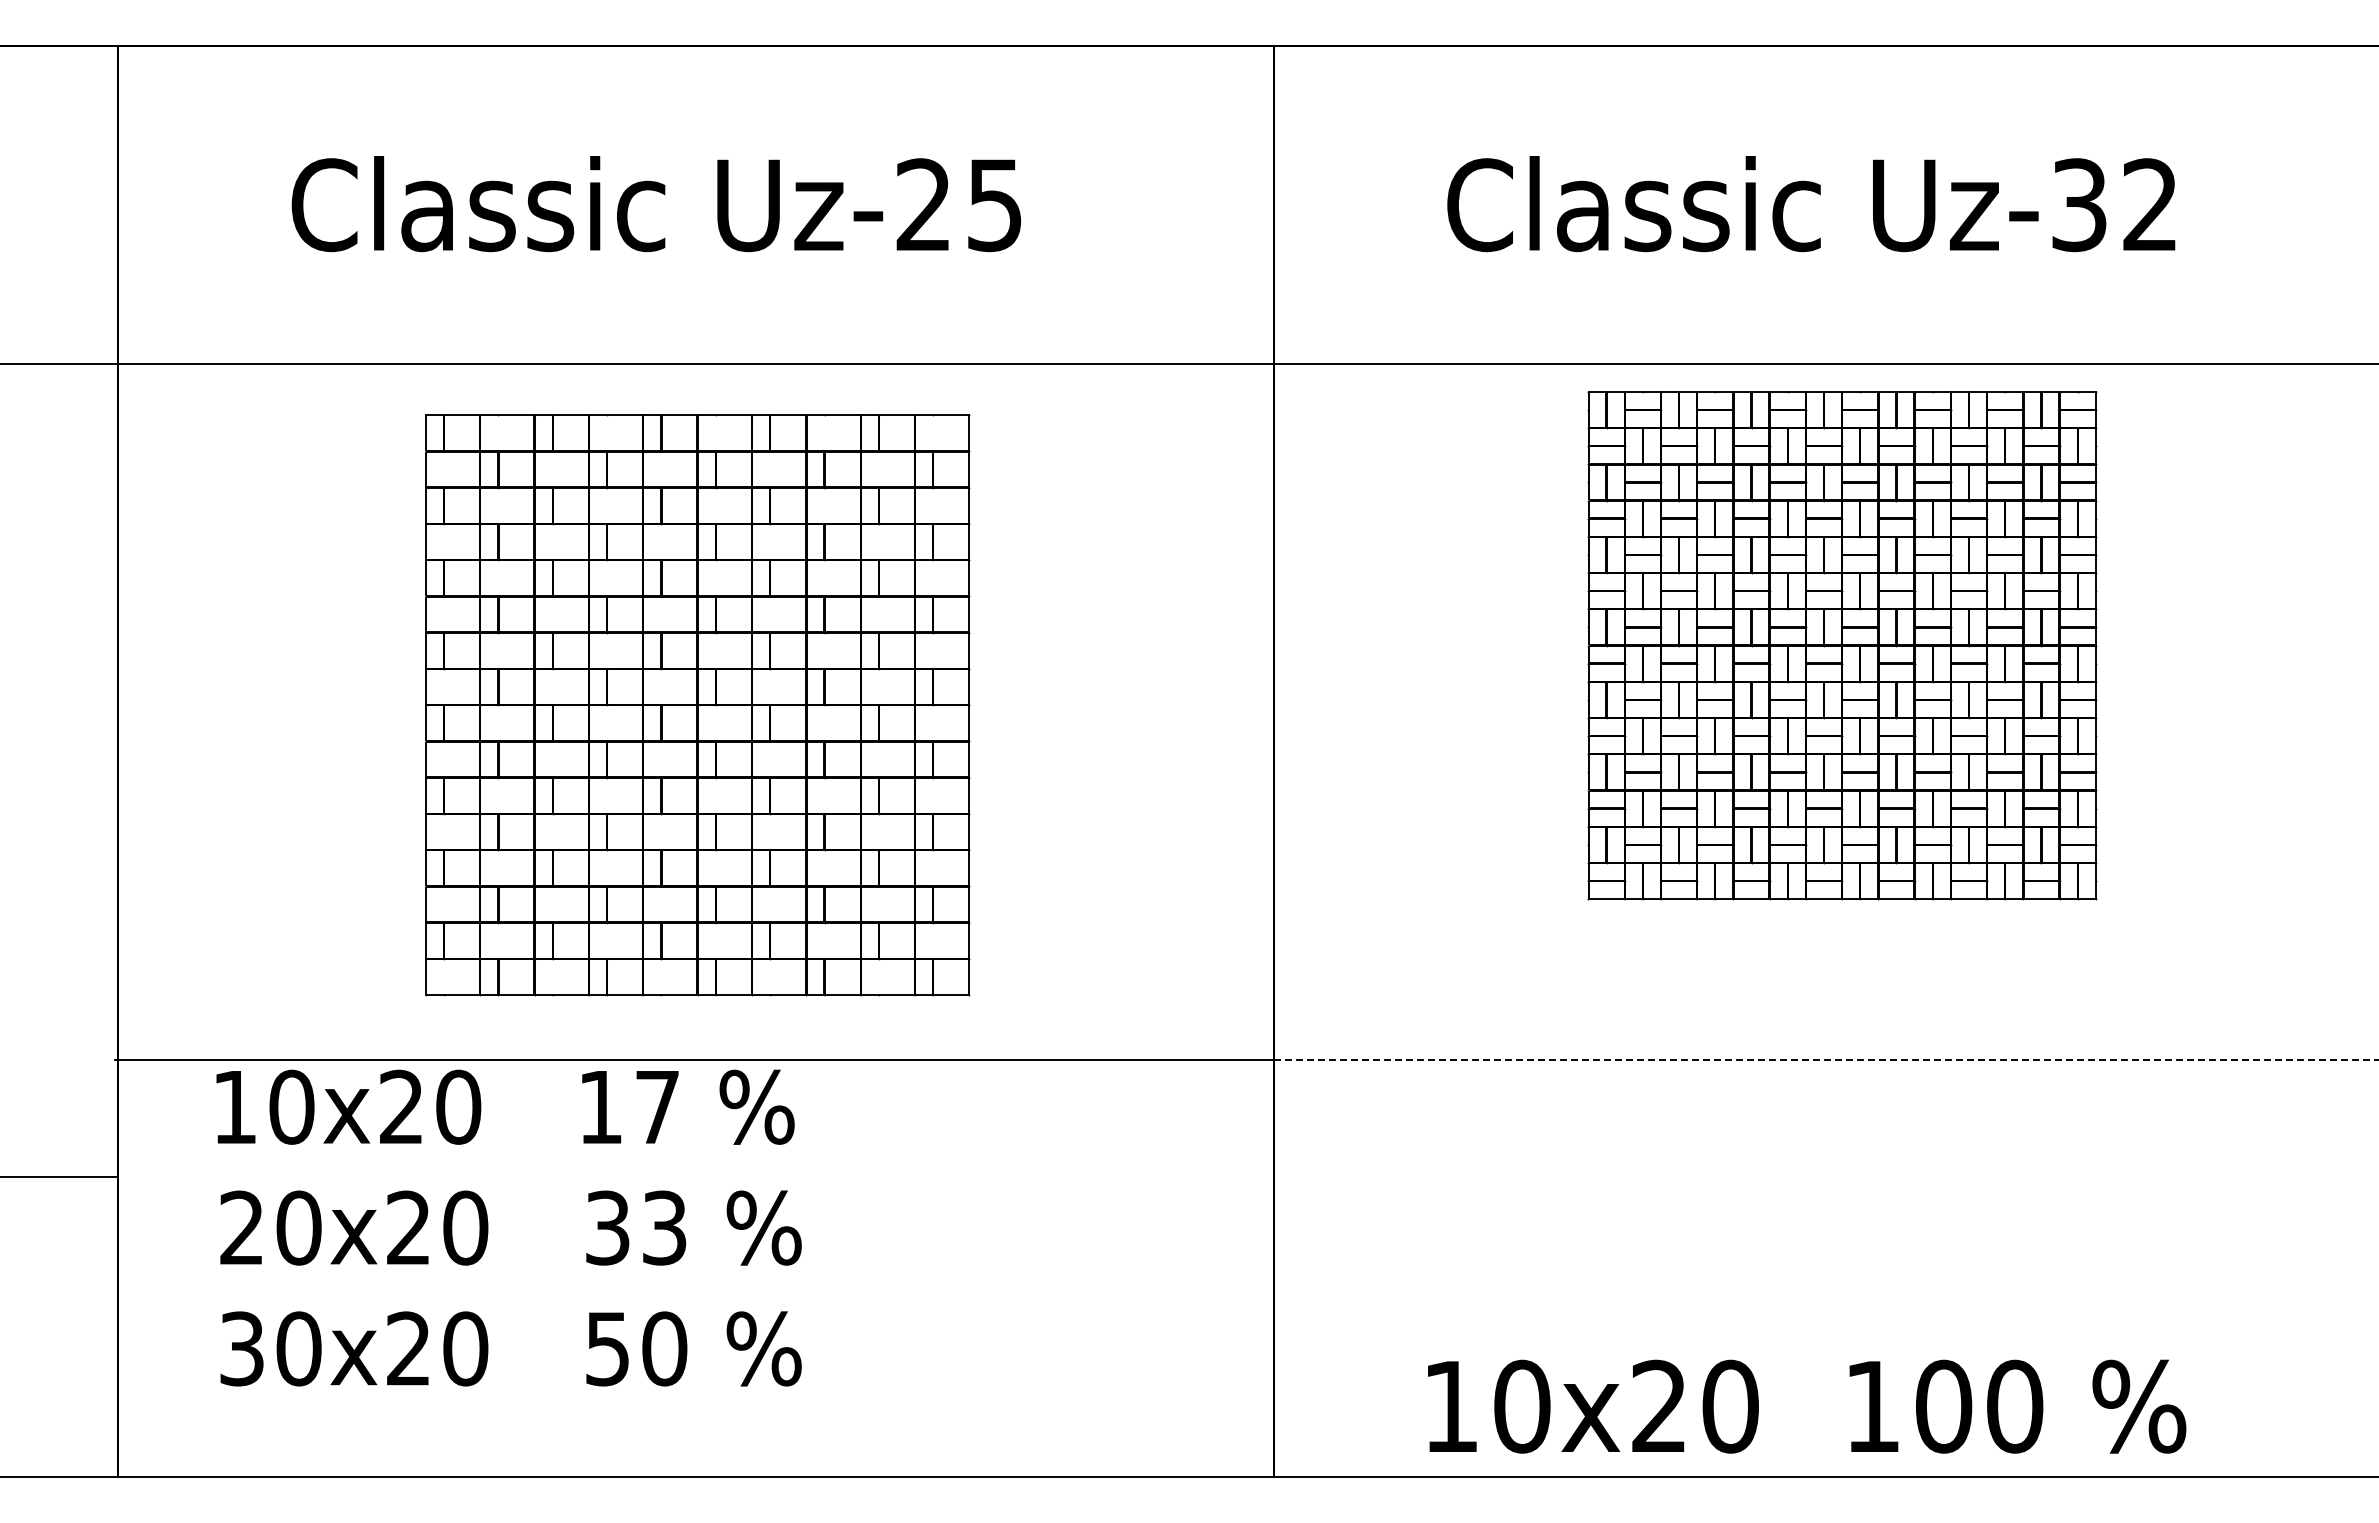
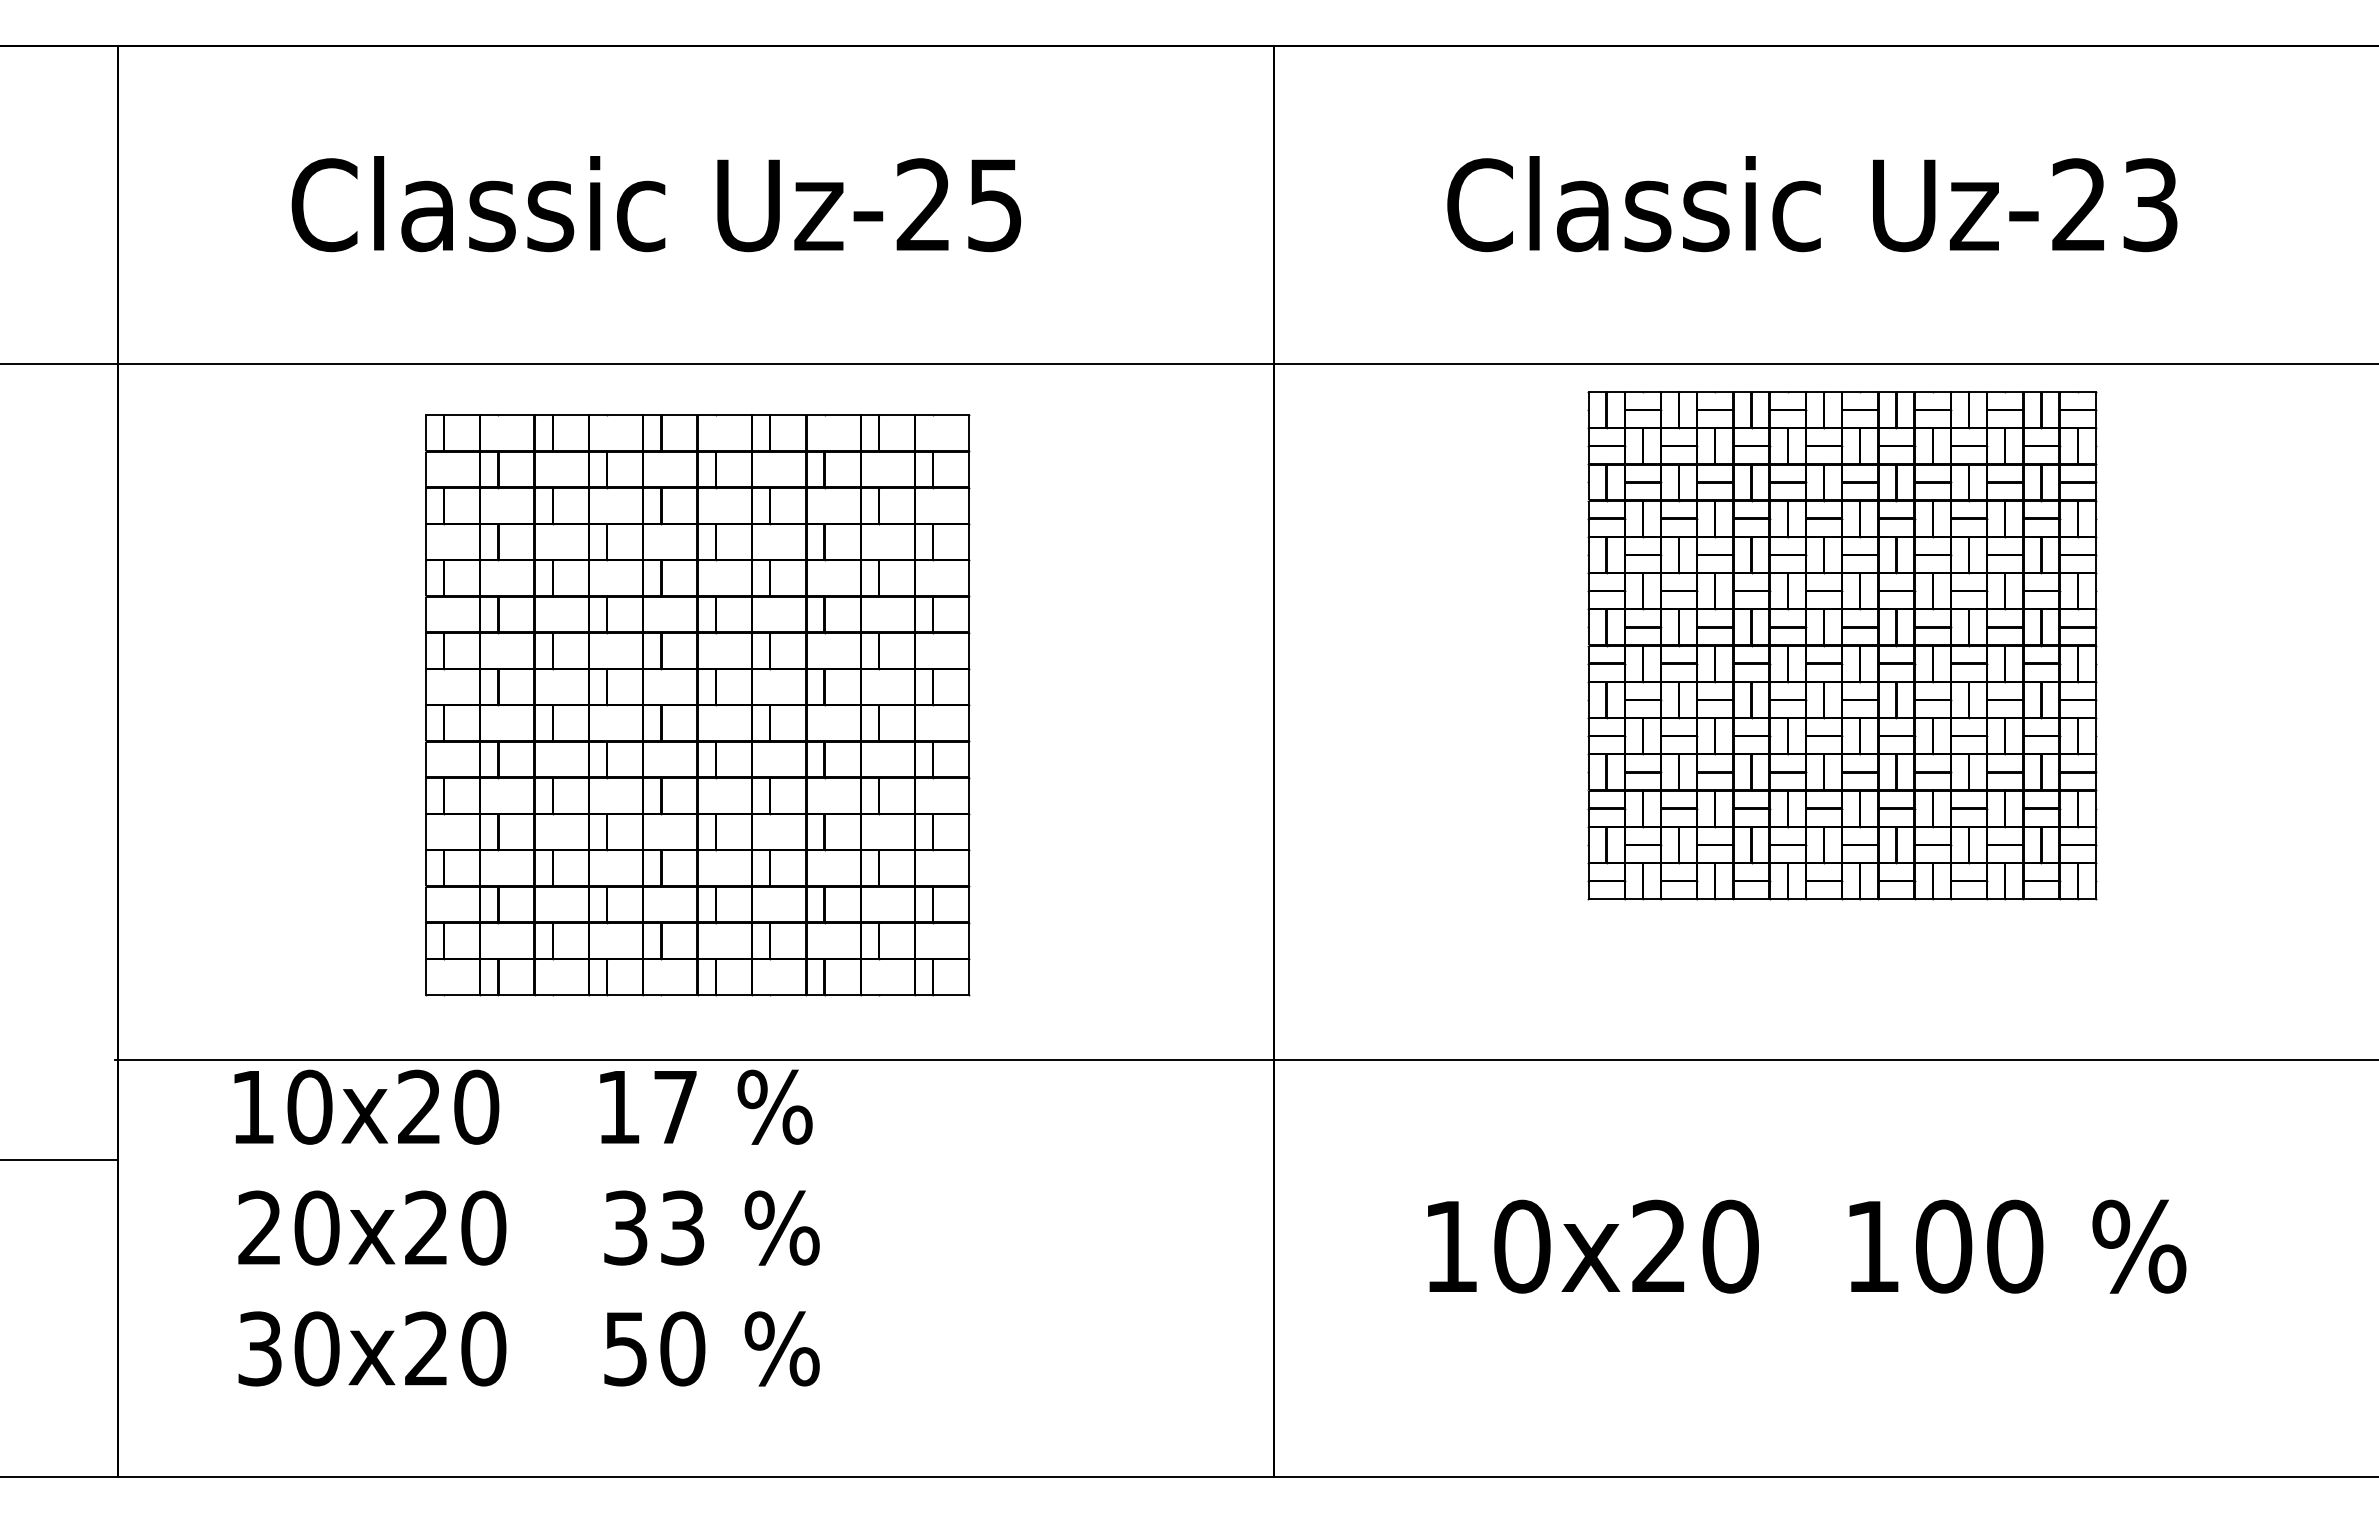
text: Uz-32 -> Uz-23 (2114, 205)
line: dashed -> solid (1826, 1060)
line position: (60, 1177) -> (60, 1160) (60, 1160)
text position: (508, 1227) -> (526, 1227) (526, 1227)
text position: (1807, 1406) -> (1807, 1246) (1807, 1246)
